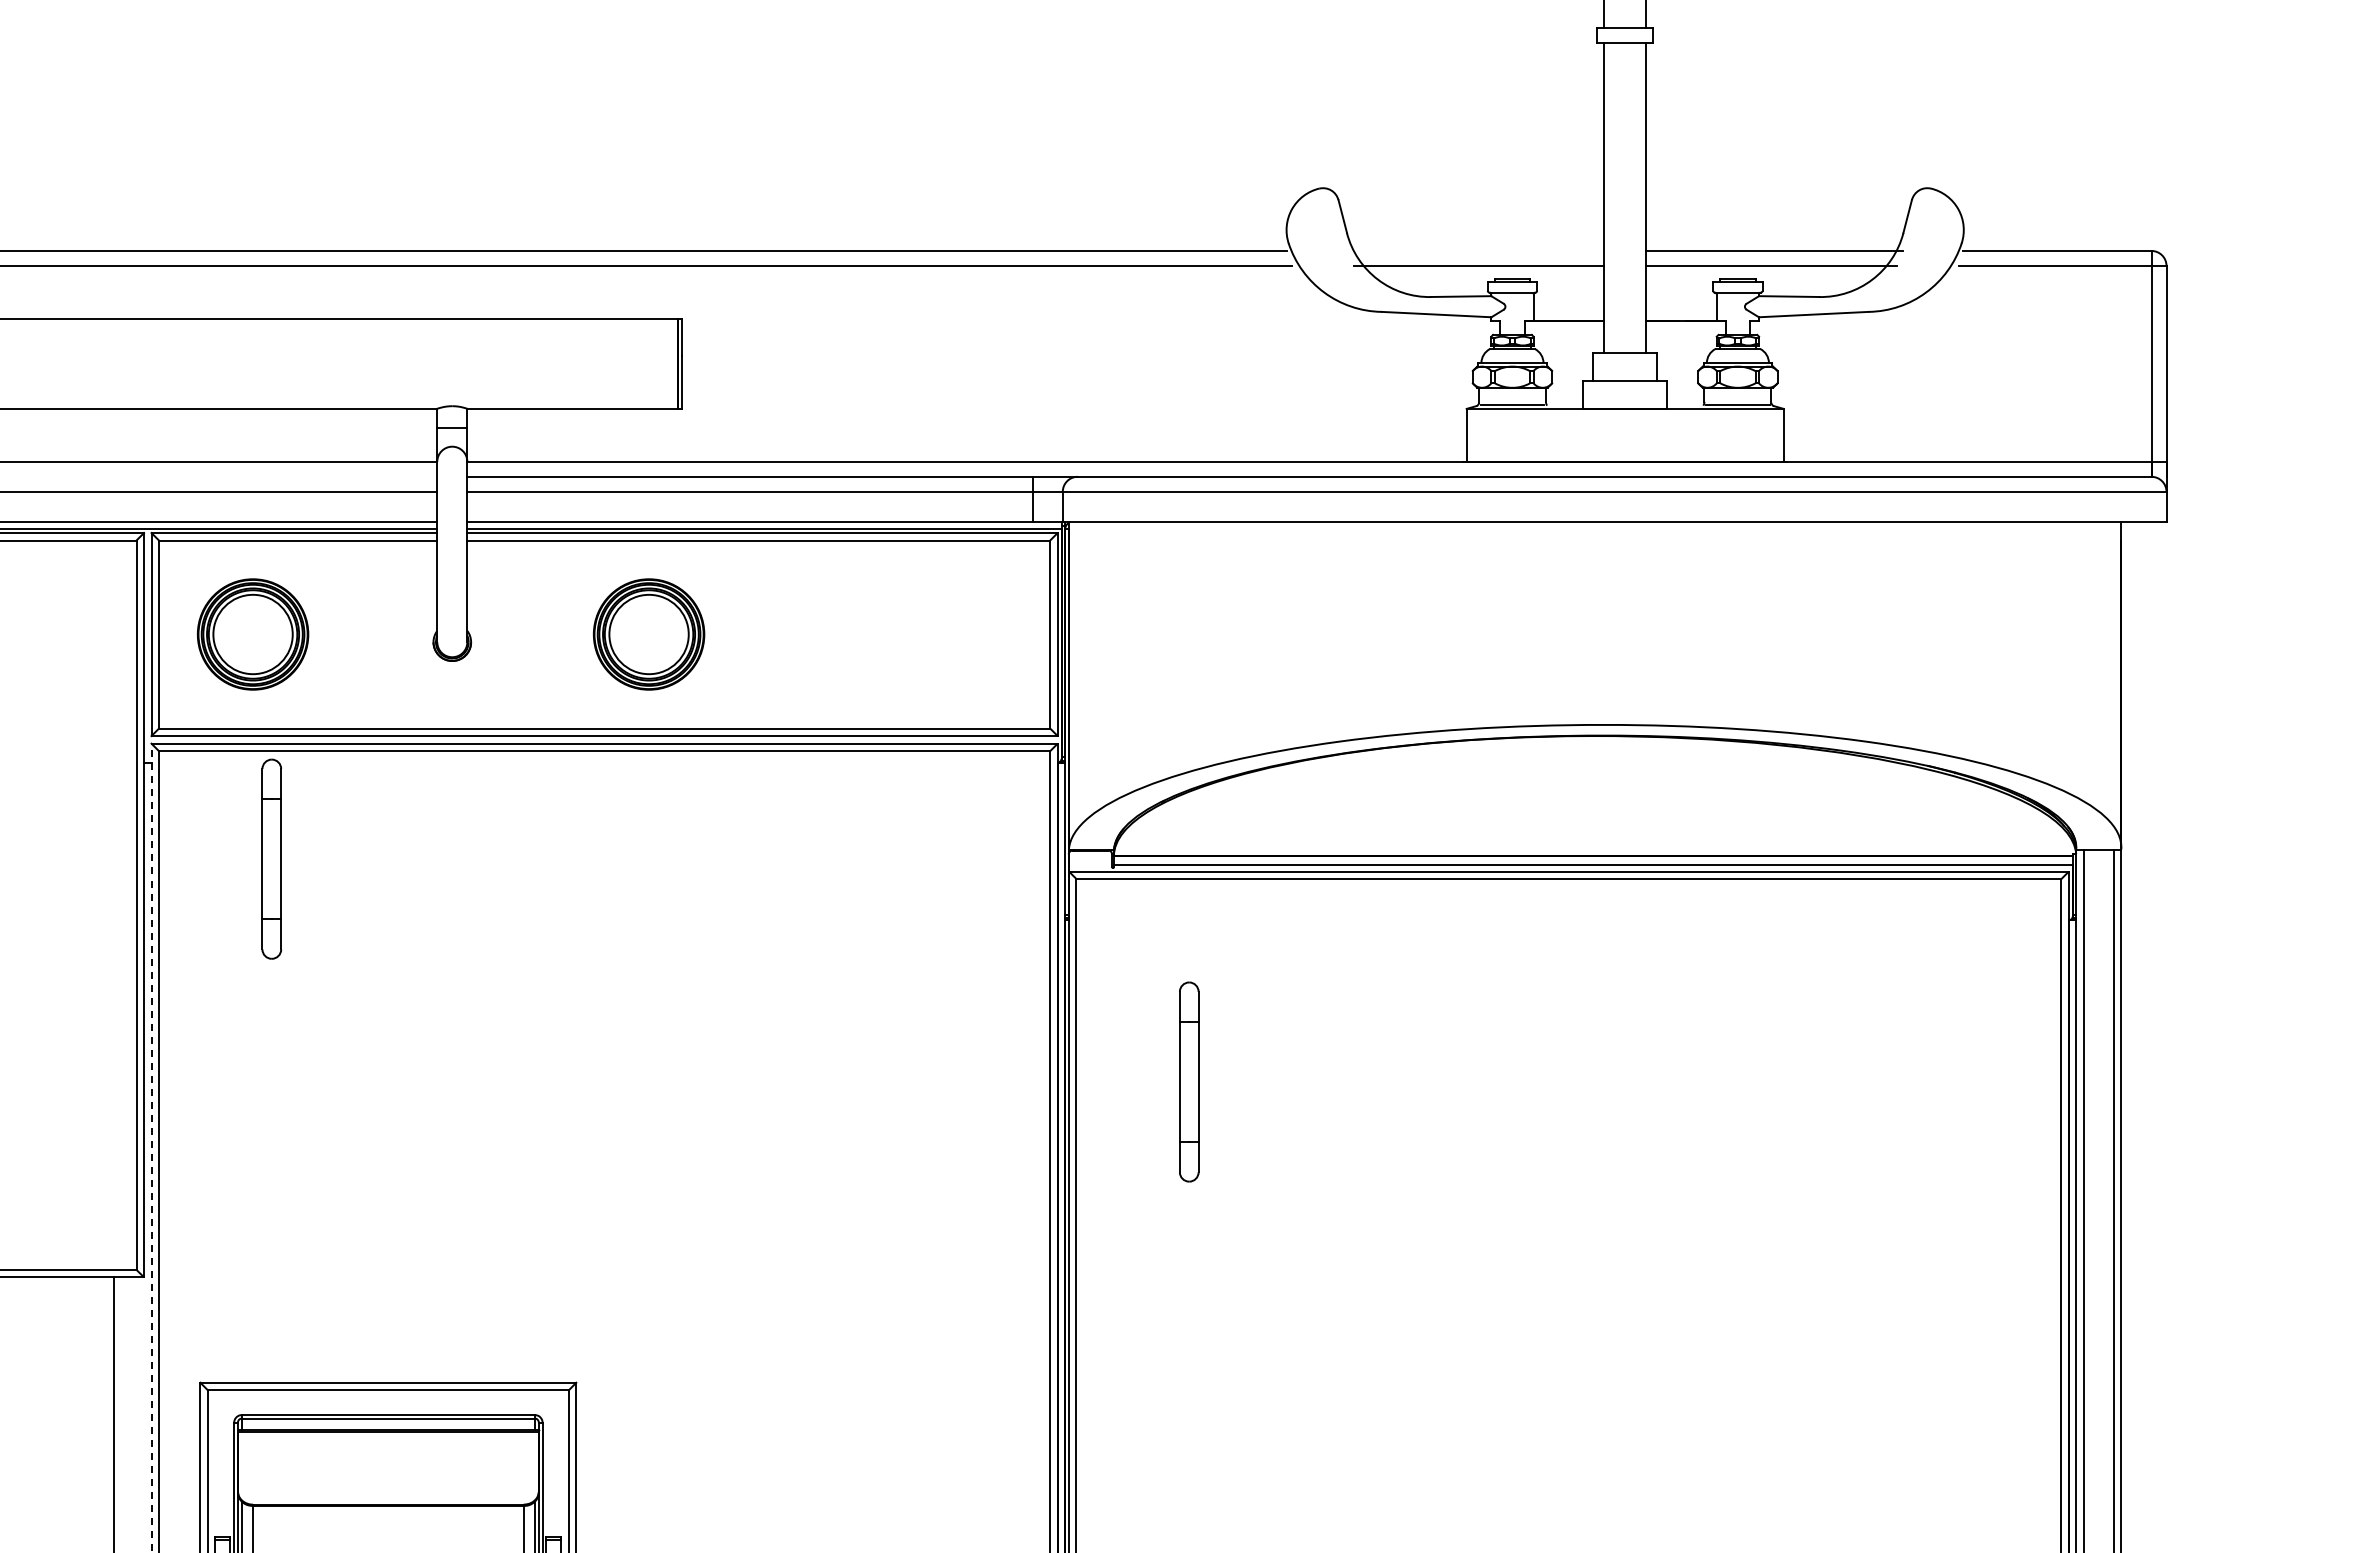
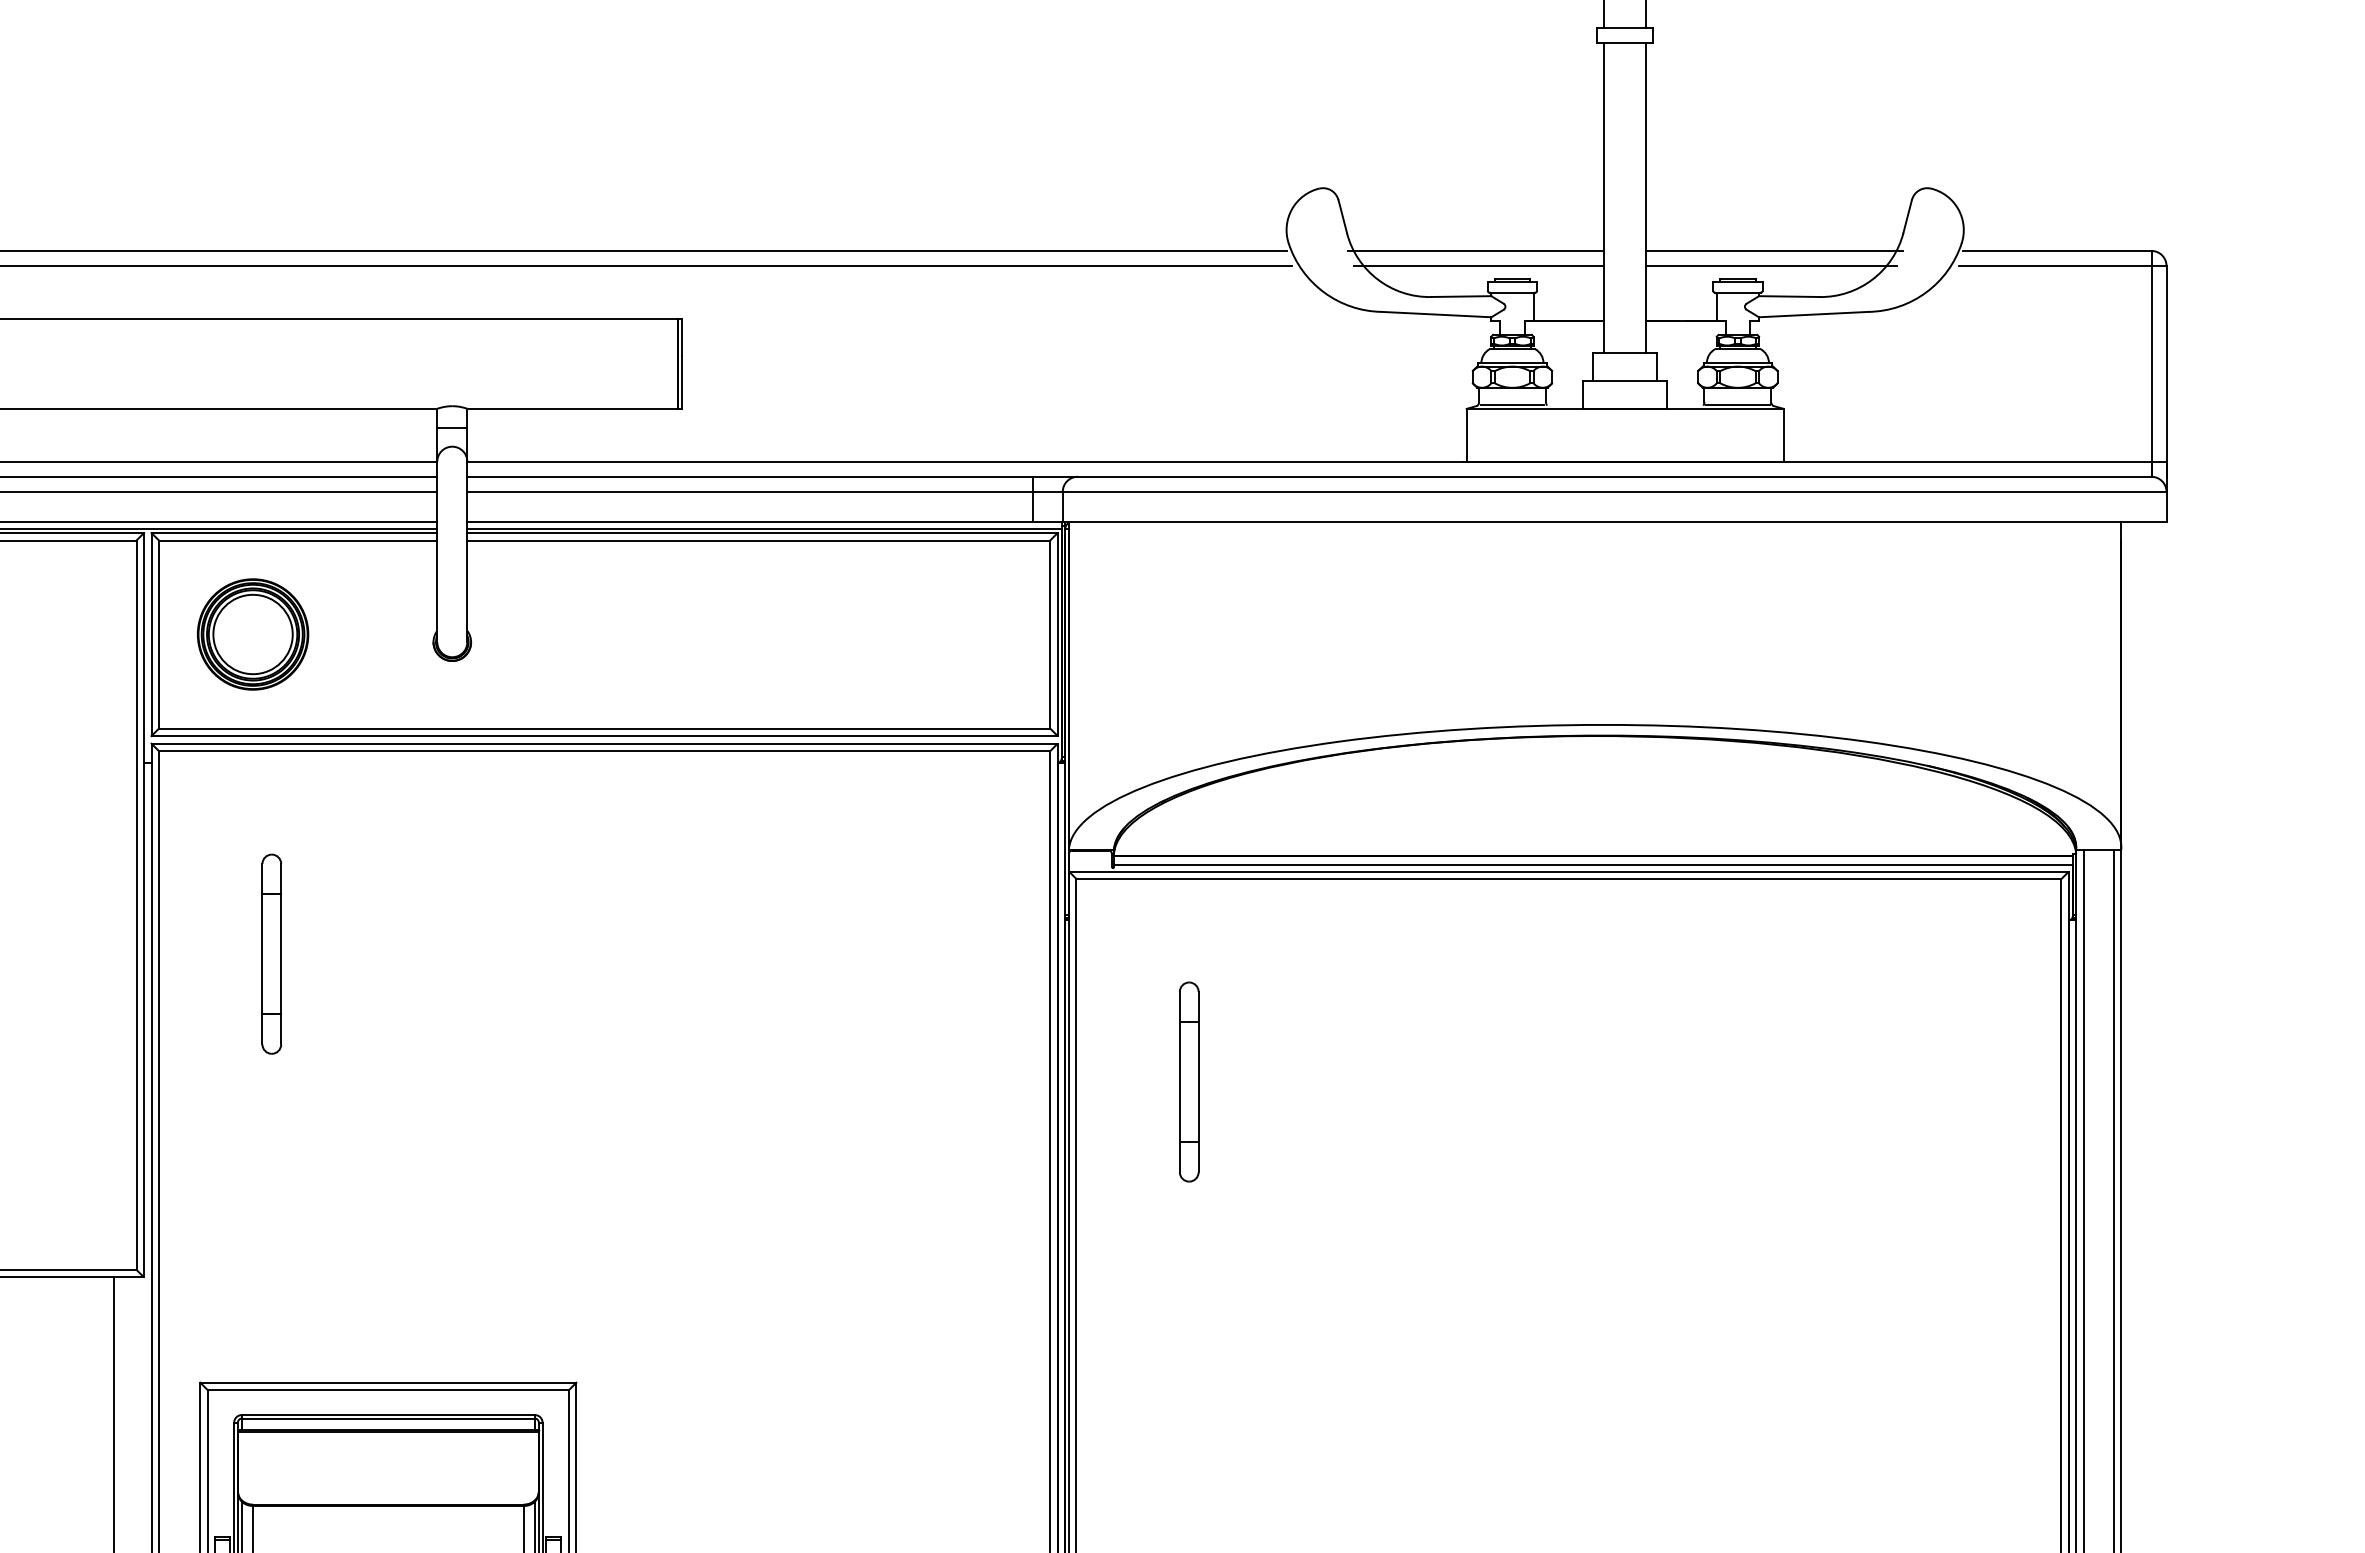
line: none -> present (1475, 250)
line: none -> present (219, 476)
part: present -> none (648, 634)
part position: (271, 858) -> (271, 953) (271, 953)
line: dashed -> solid (151, 1147)
